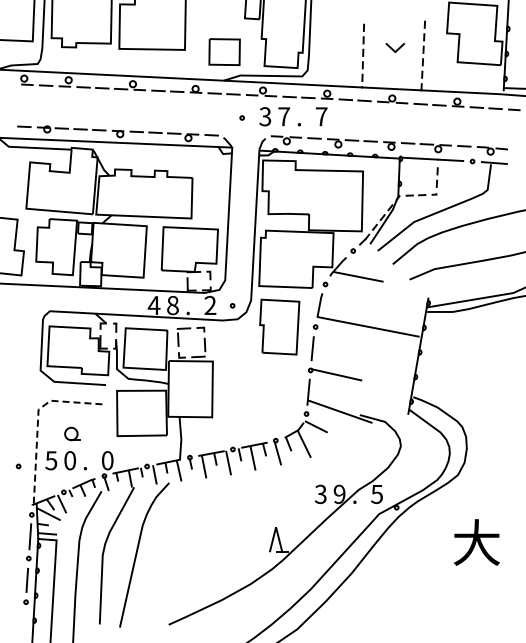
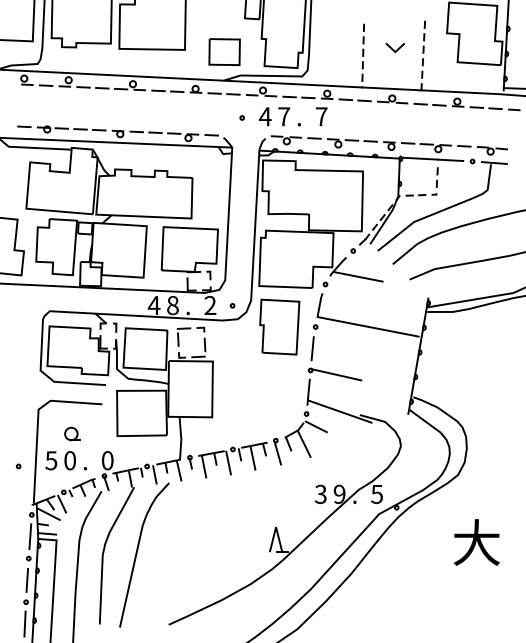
text: 3 -> 4 (265, 116)
line: dashed -> solid (37, 422)
line: none -> present (24, 623)
